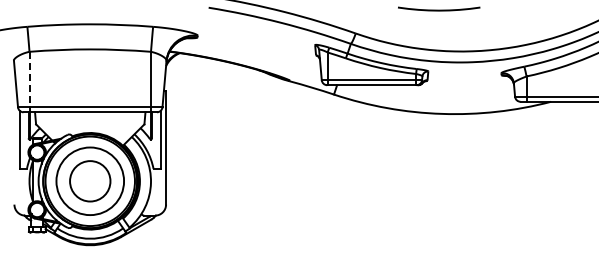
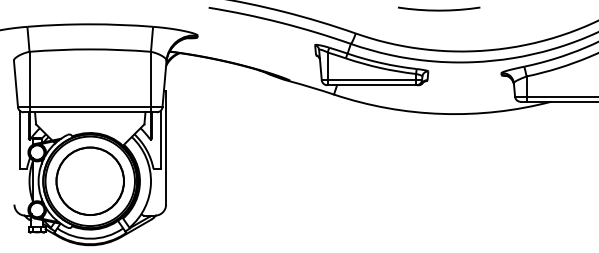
line: dashed -> solid (29, 79)
circle diameter: 40 px -> 67 px (89, 181)
